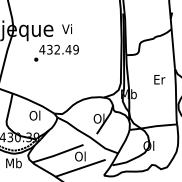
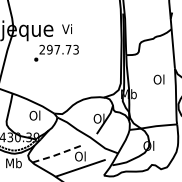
text: 432.49 -> 297.73 (58, 49)
text: Er -> Ol (159, 79)
line: solid -> dashed (57, 154)
